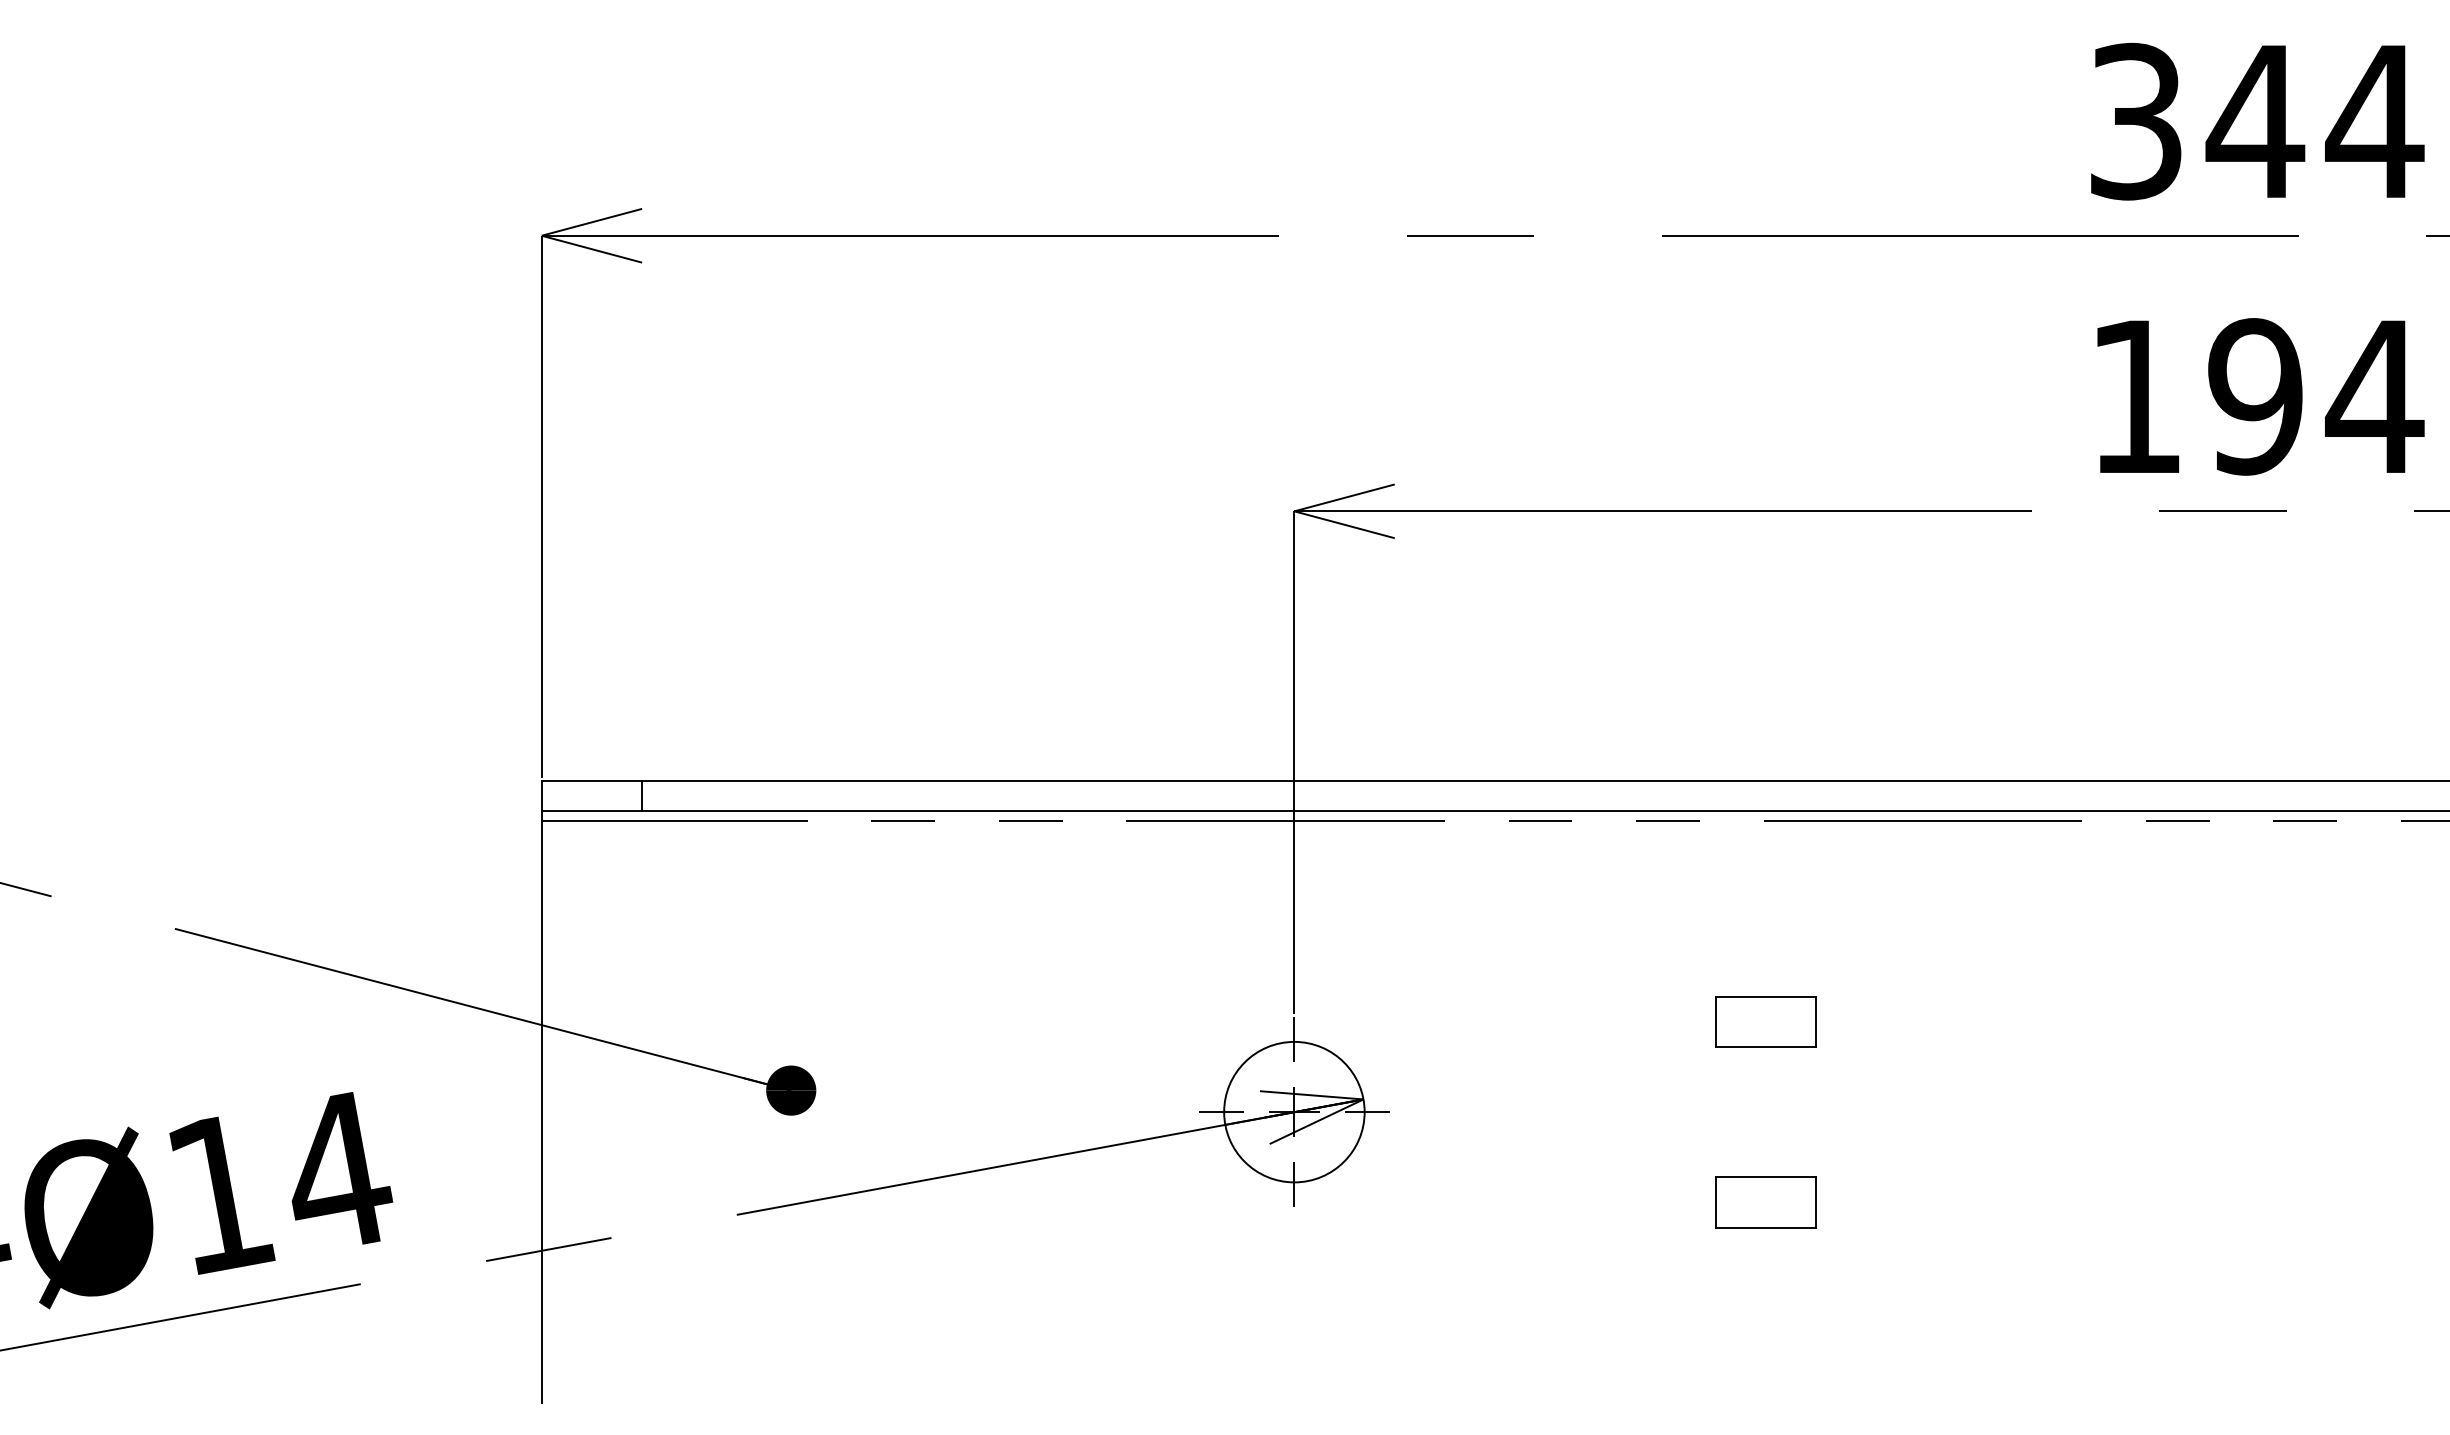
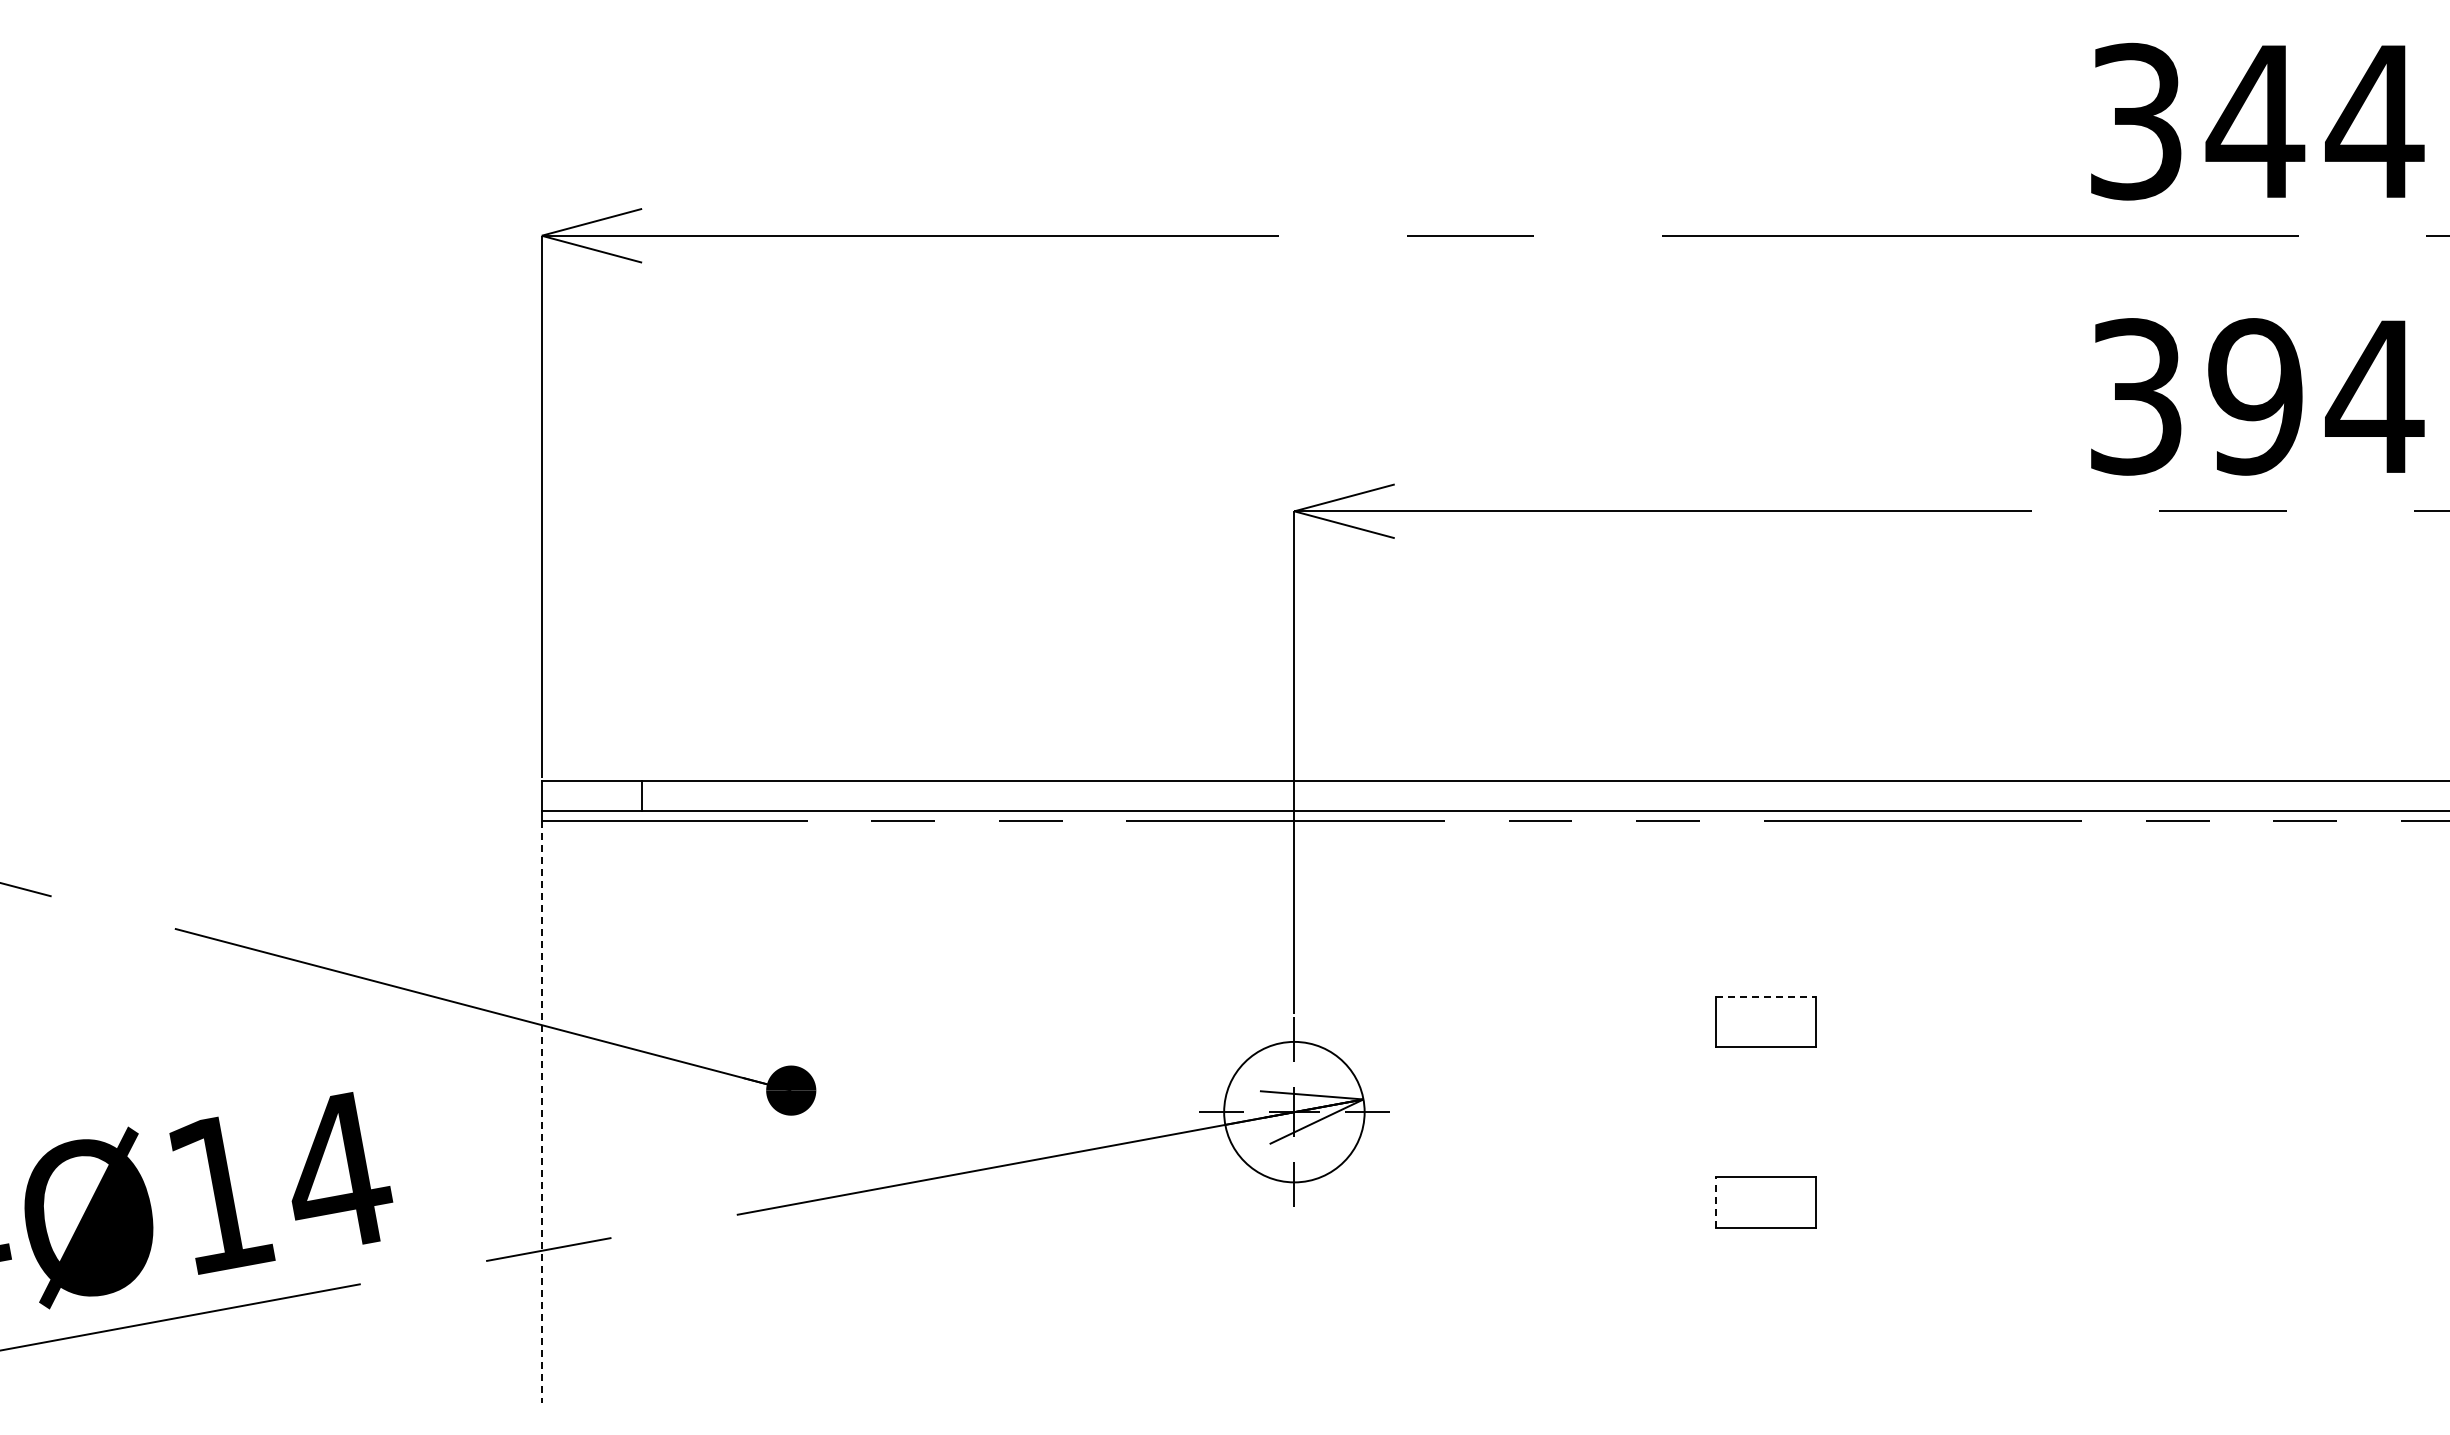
text: 194 -> 394 (2136, 396)
line: solid -> dashed (1766, 996)
line: solid -> dashed (541, 1112)
line: solid -> dashed (1715, 1201)
